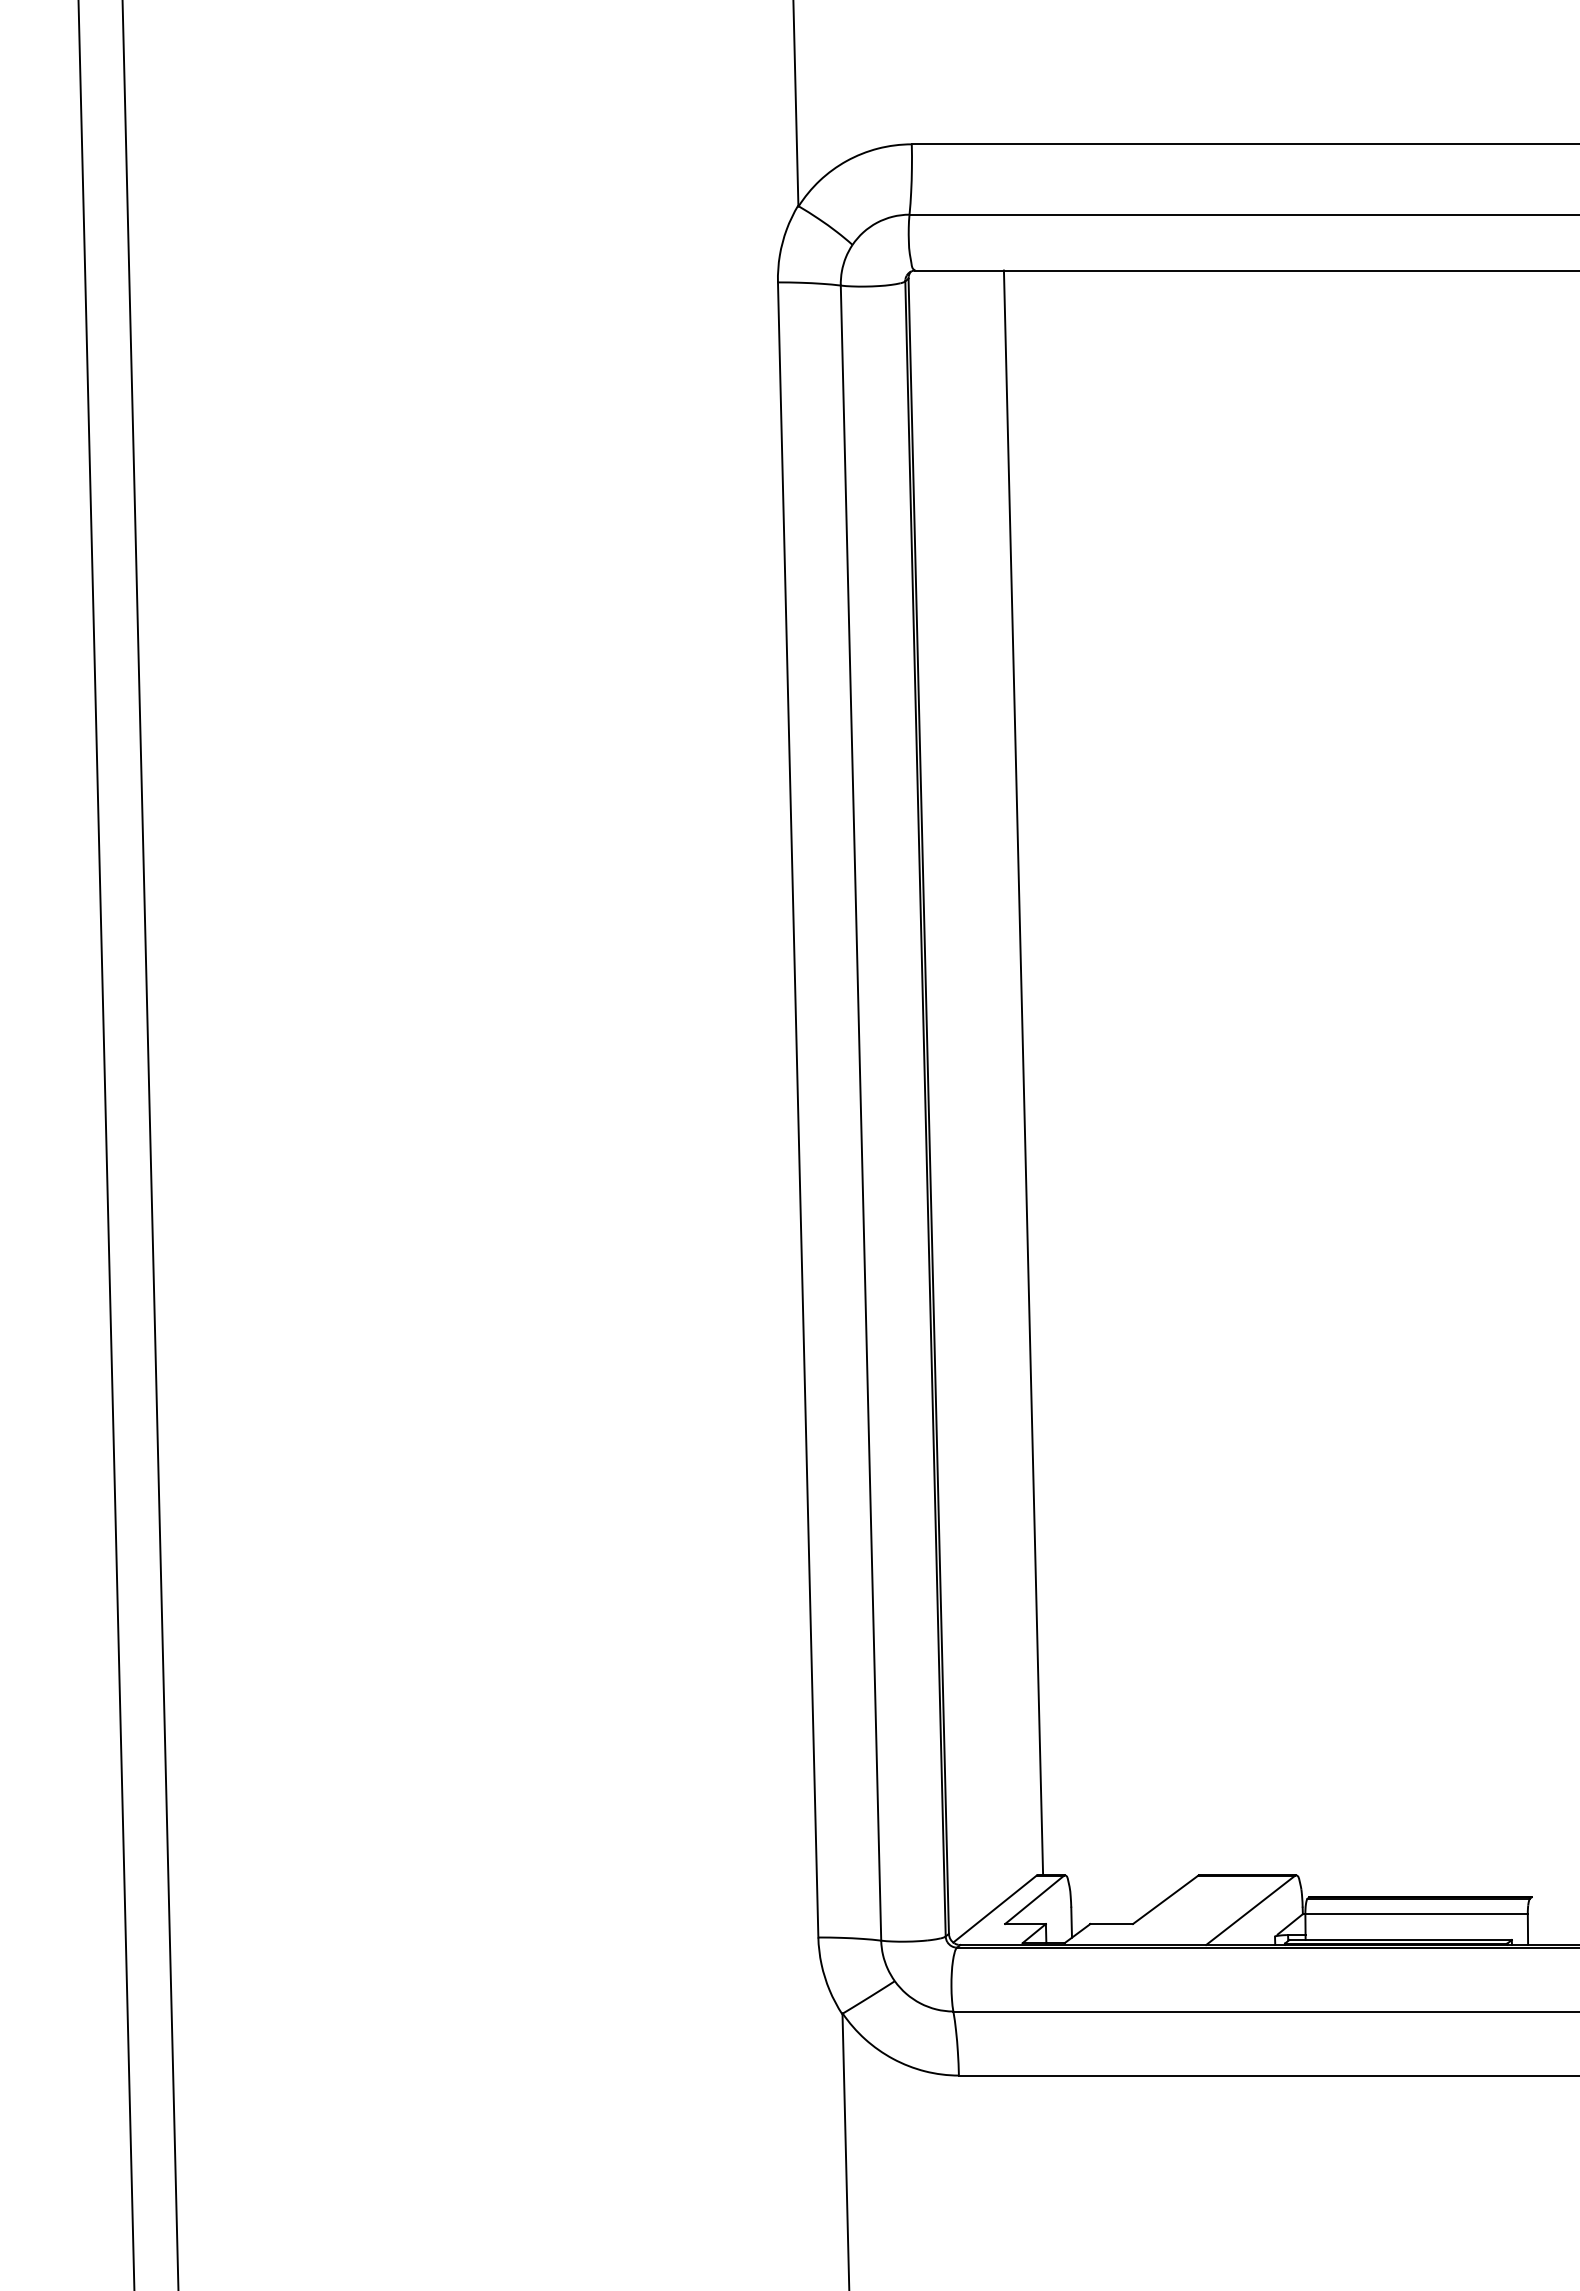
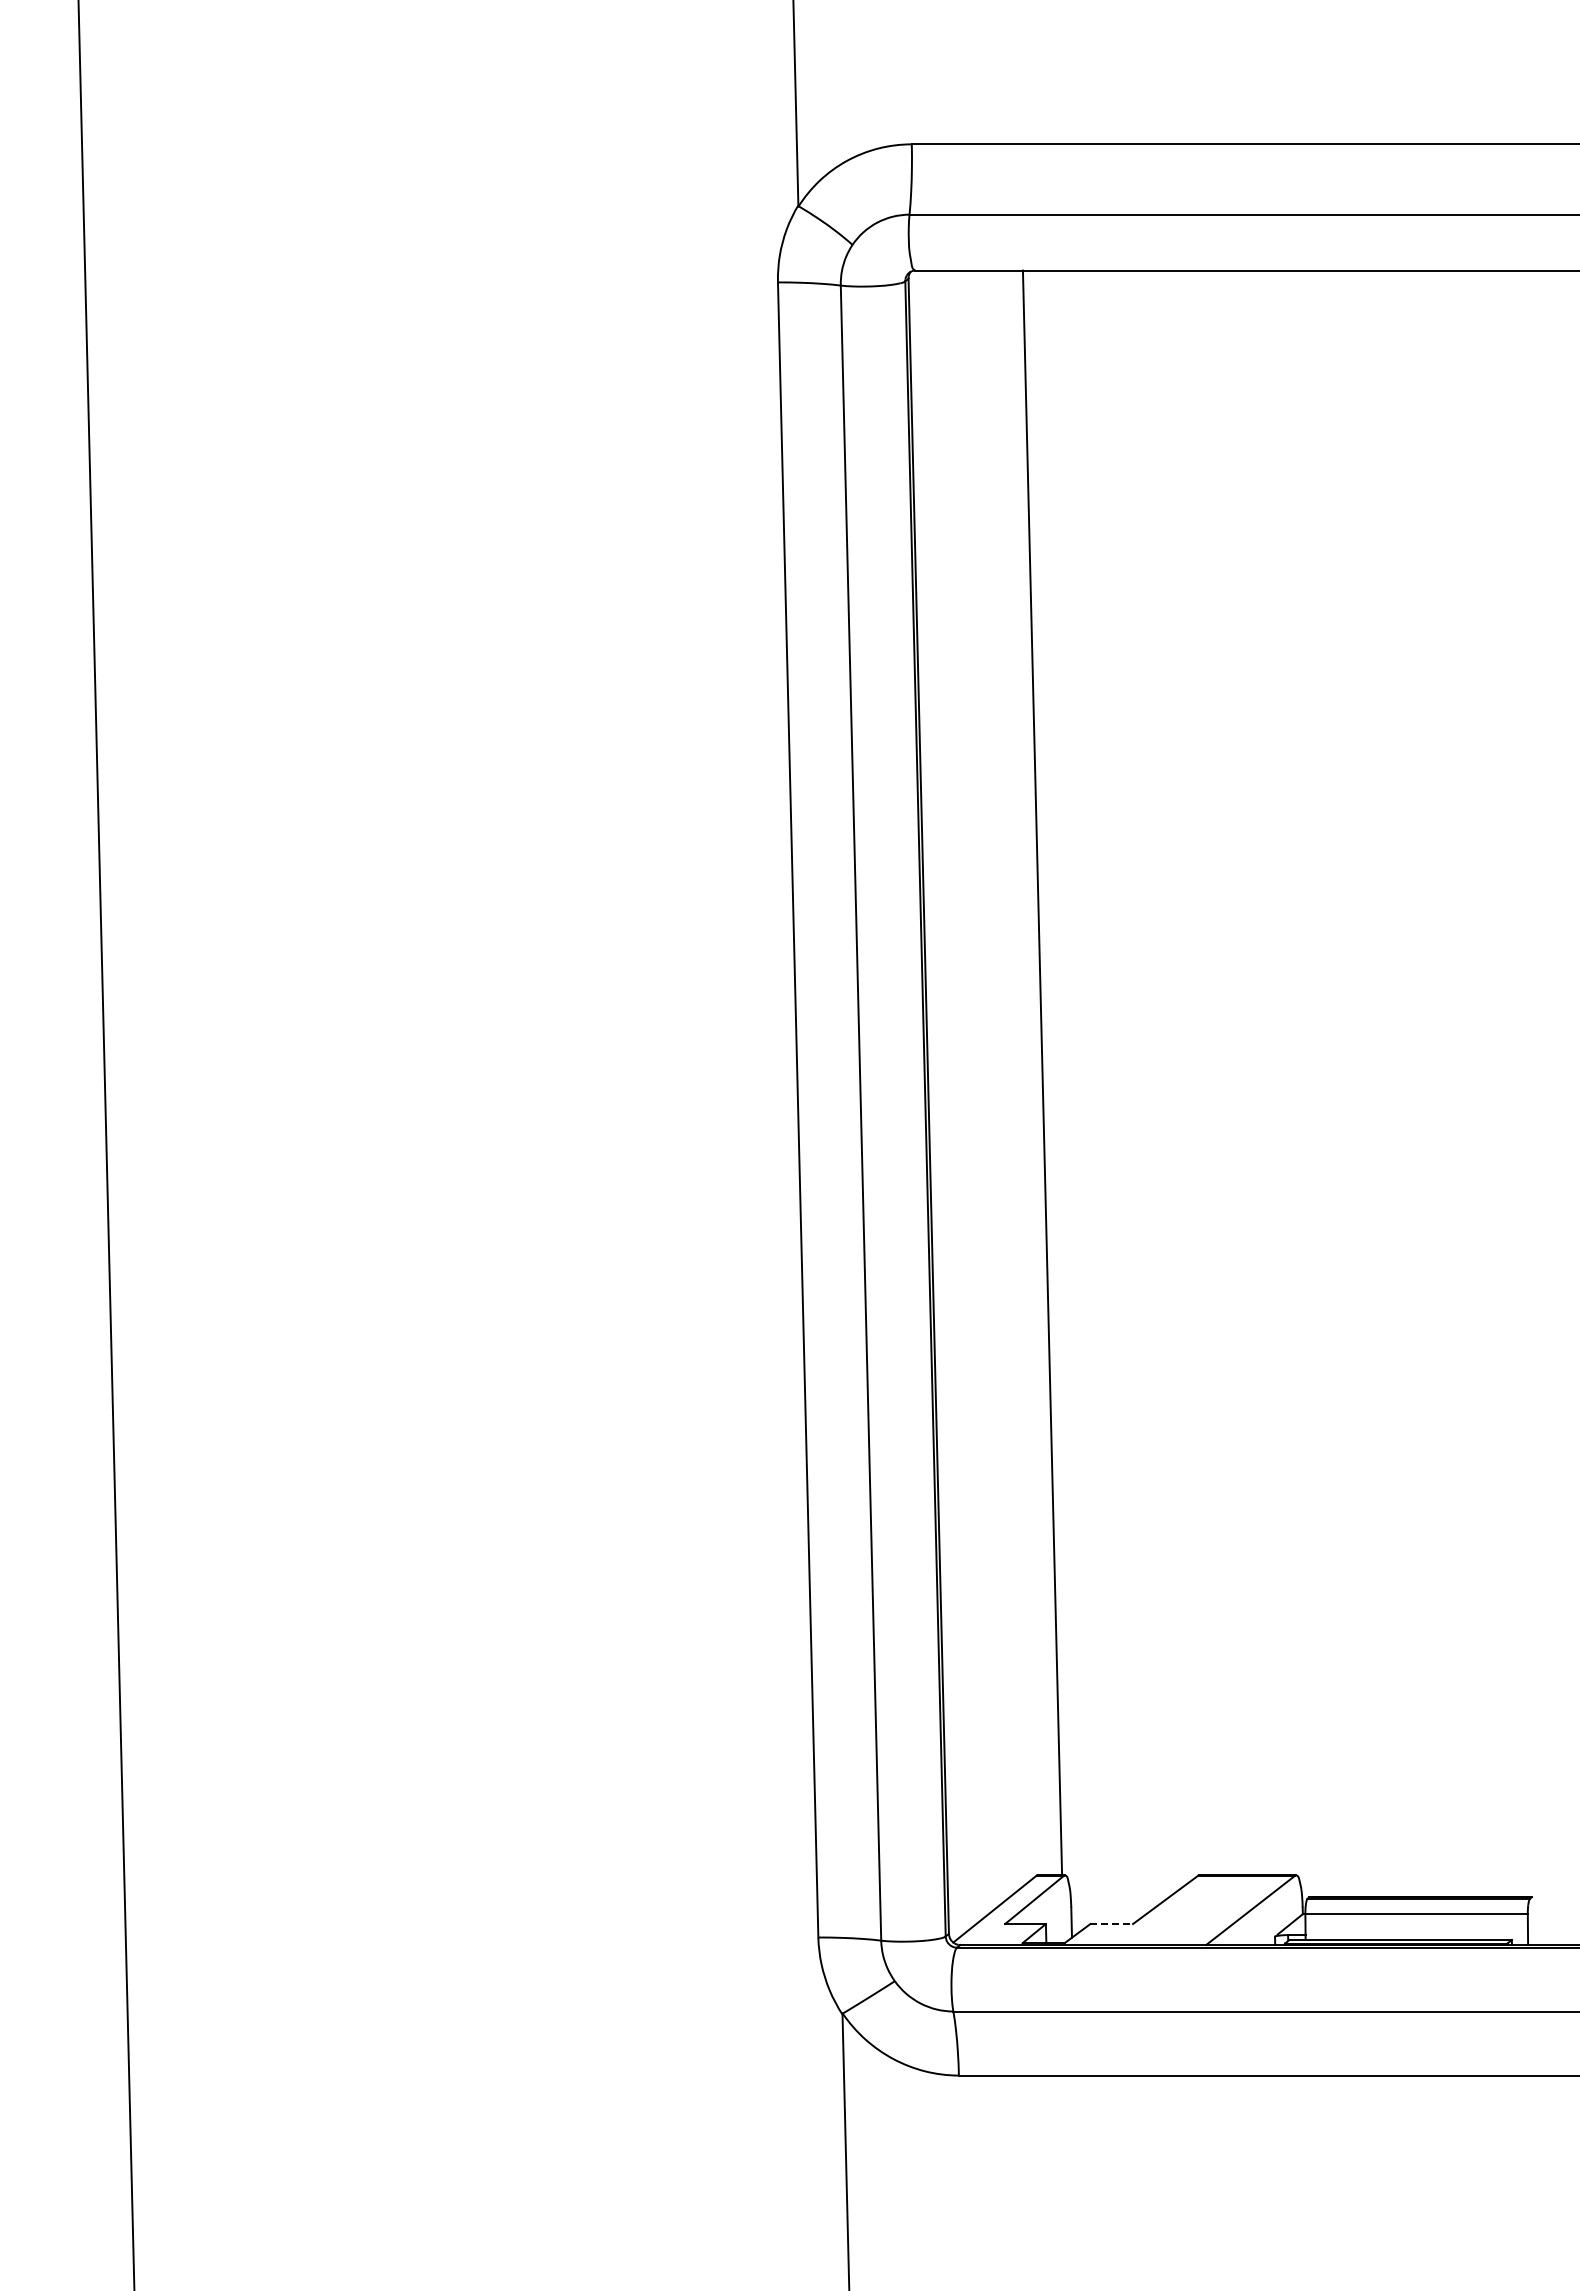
line position: (1023, 1072) -> (1042, 1072) (1042, 1072)
line: present -> none (150, 1144)
line: solid -> dashed (1112, 1924)
